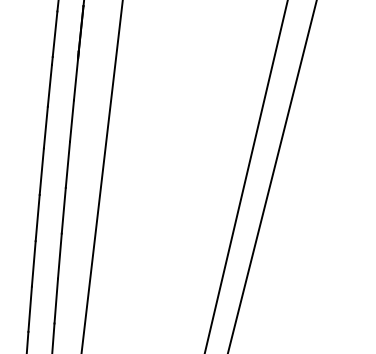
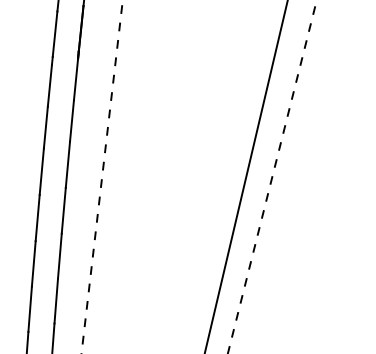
line: solid -> dashed (272, 176)
line: solid -> dashed (102, 177)
